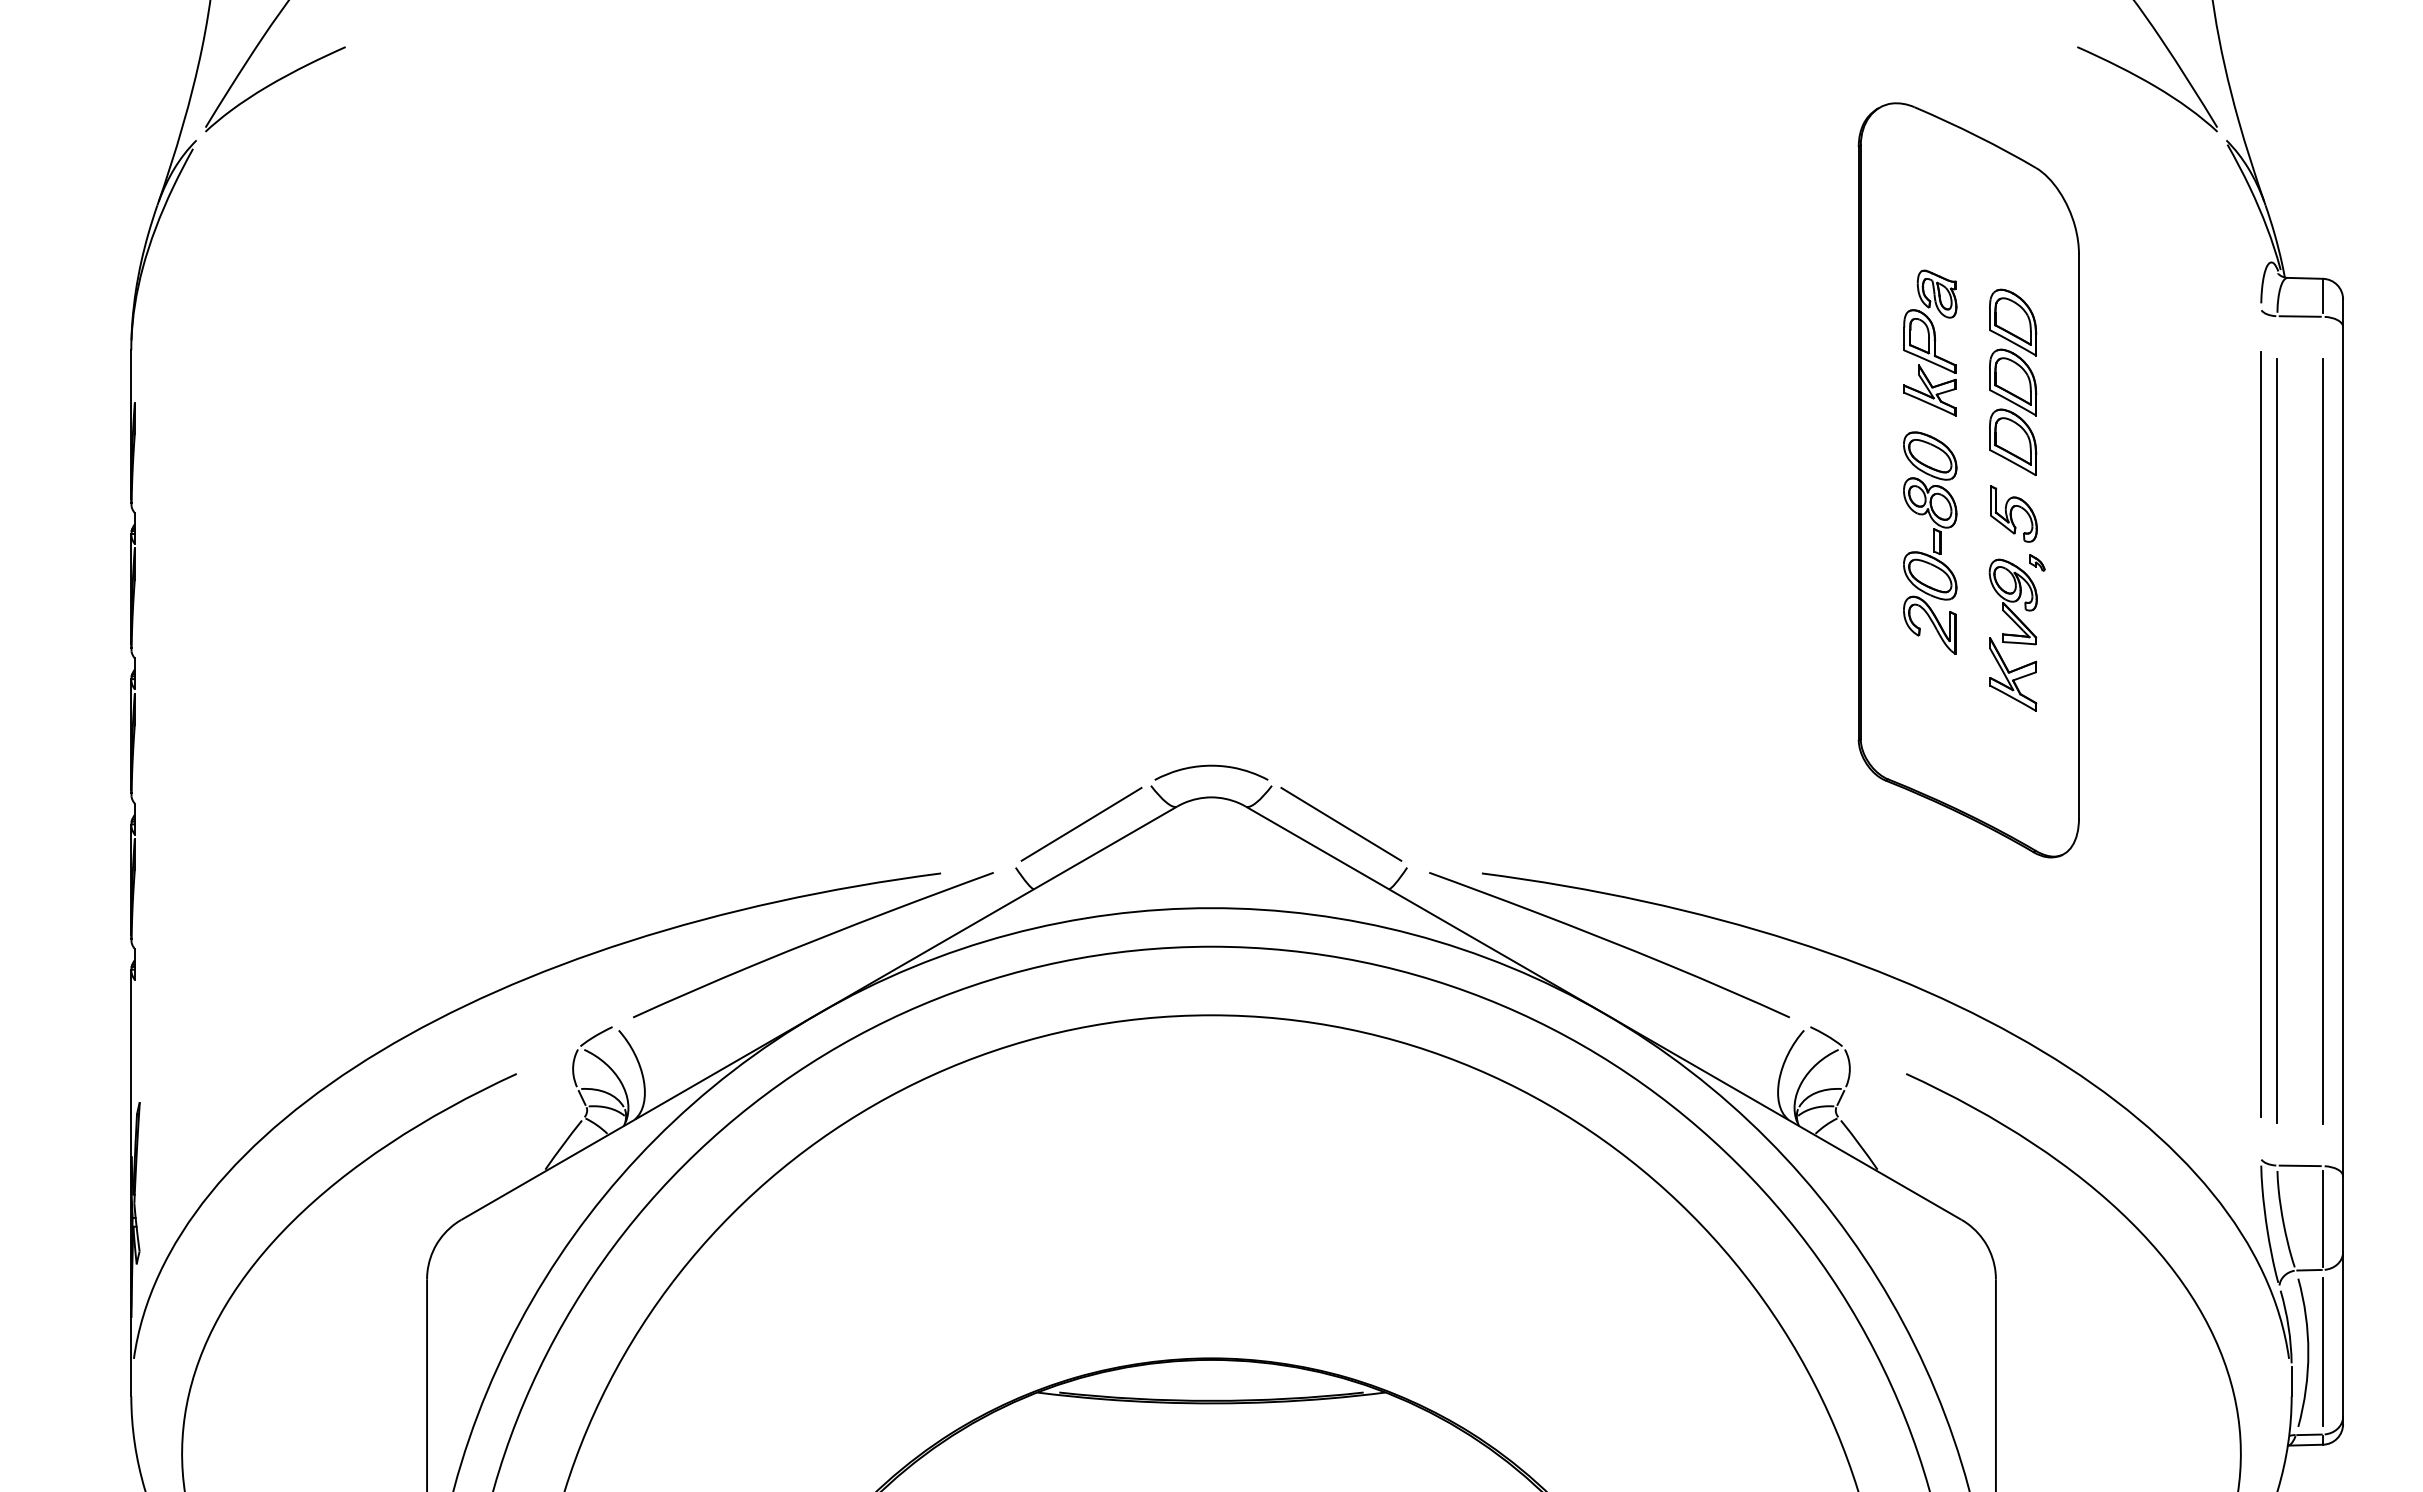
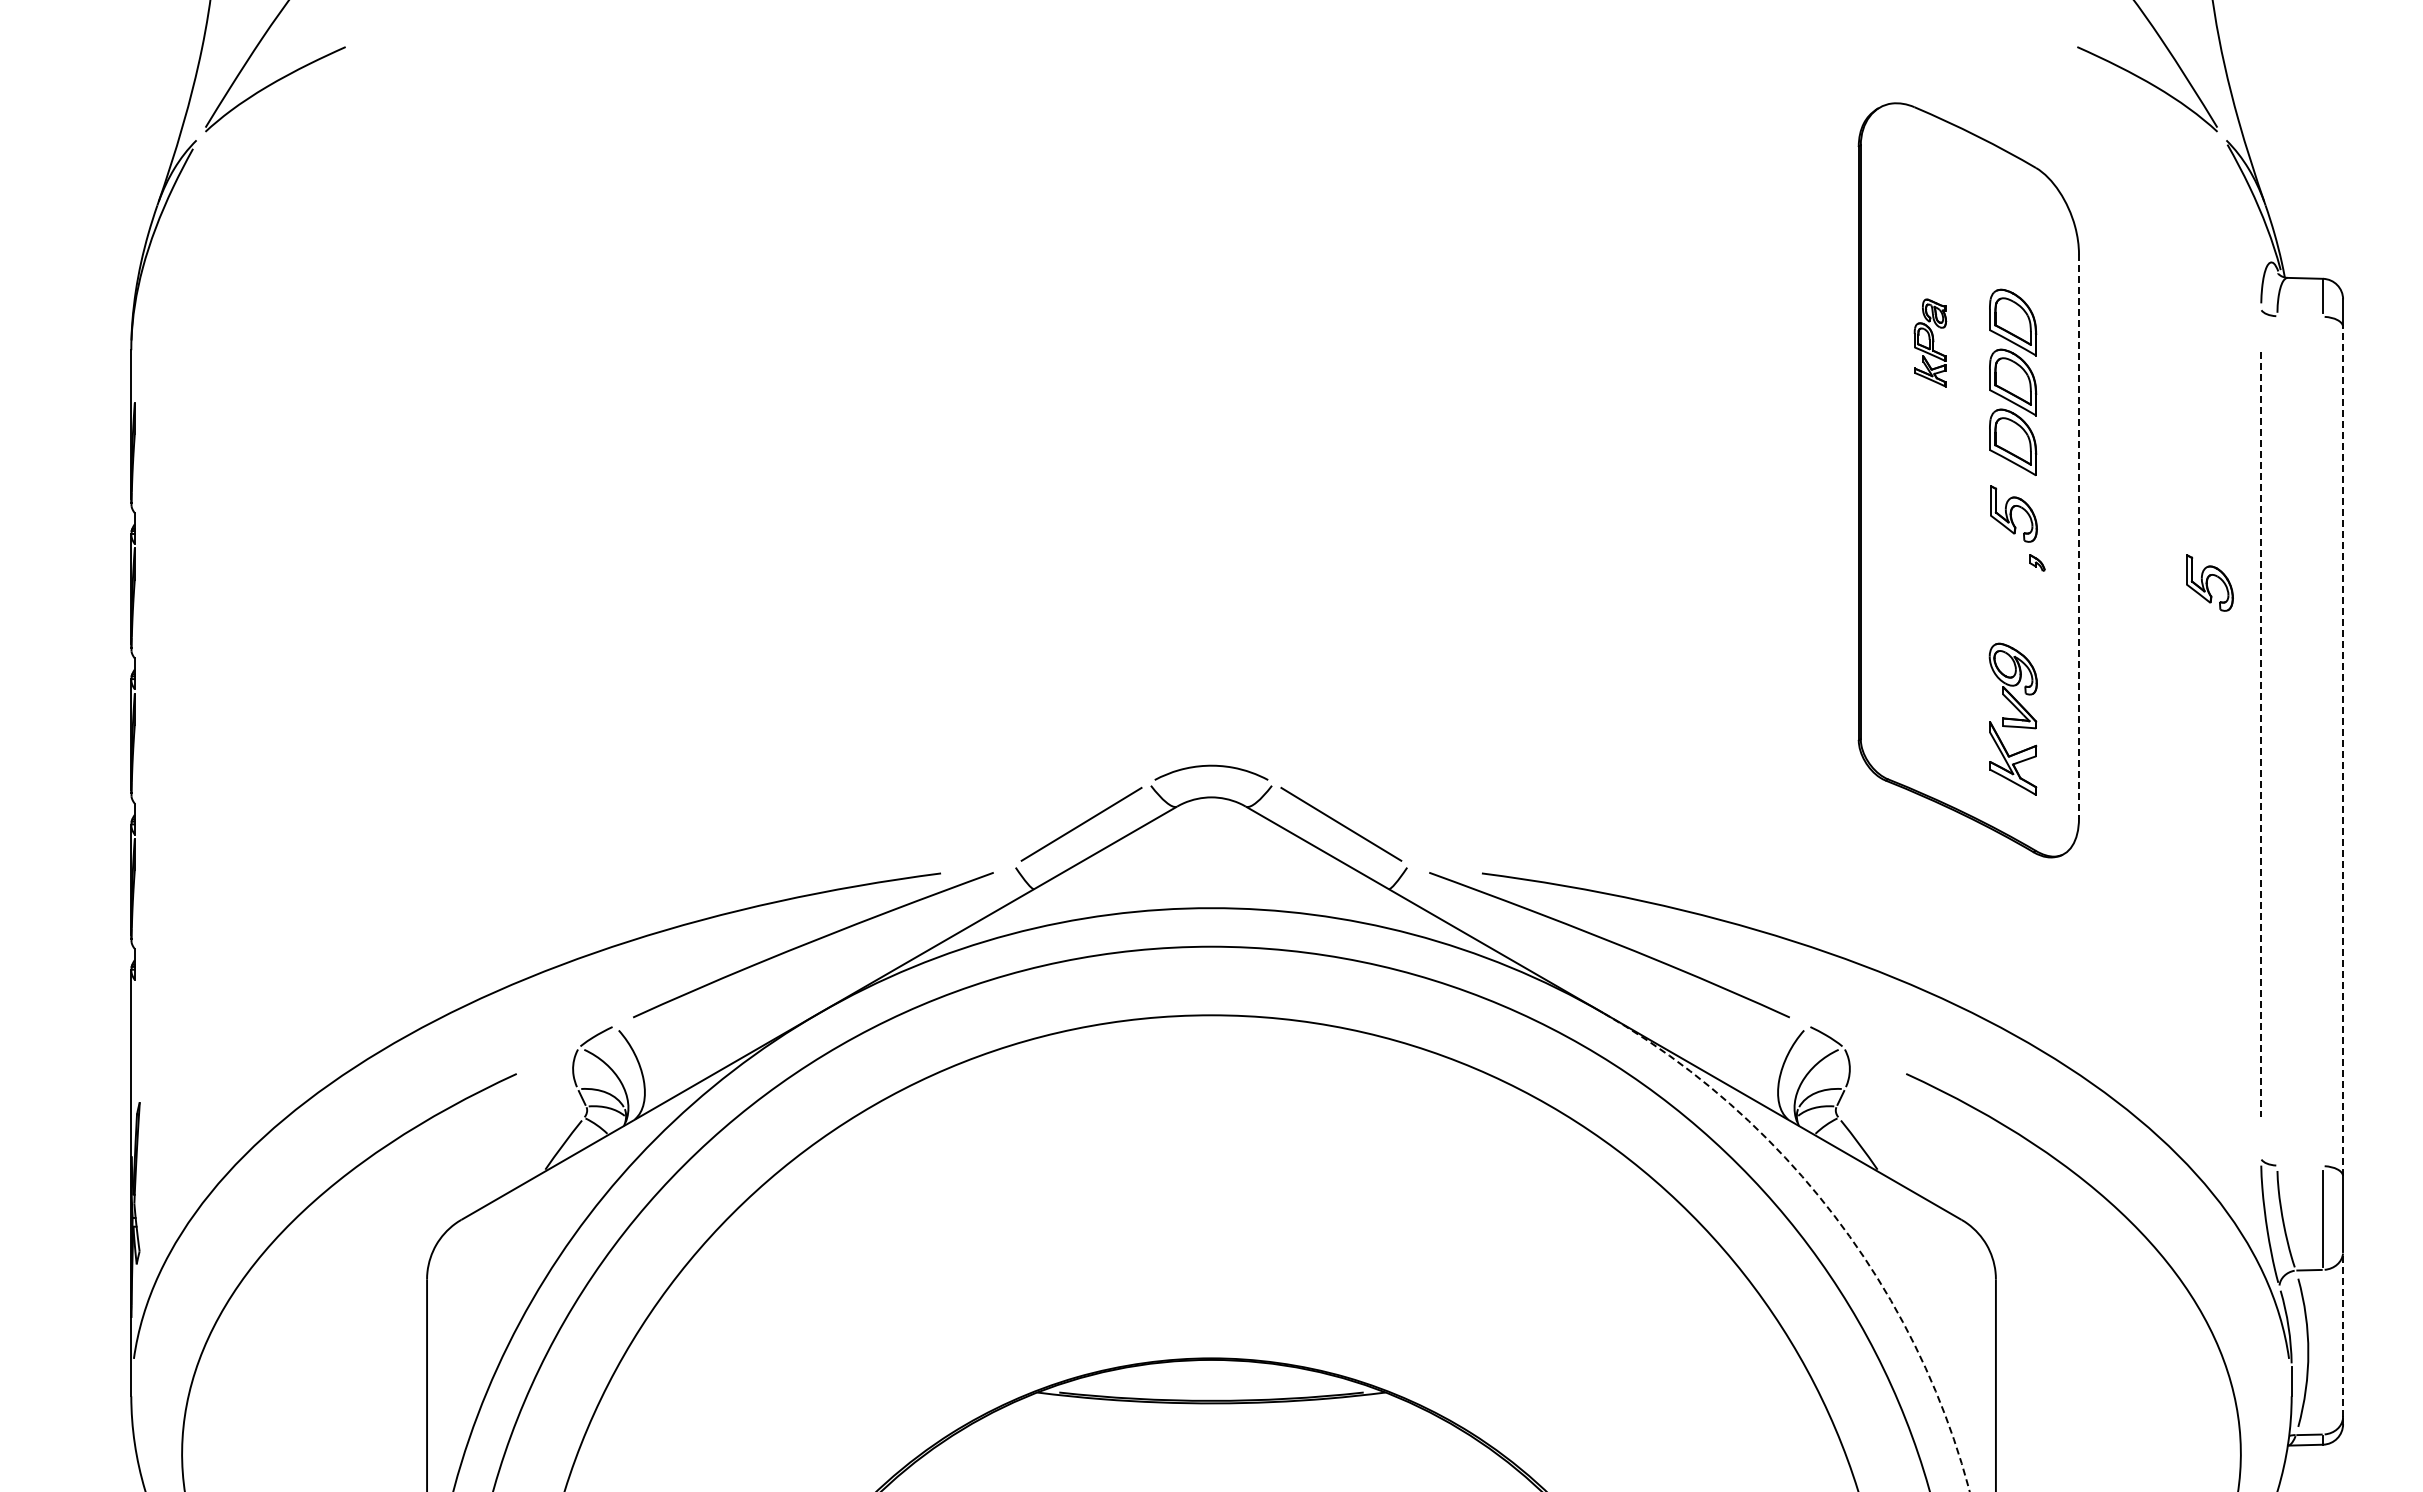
line: present -> none (2299, 316)
part size: 55x148 px -> 35x90 px (1930, 342)
line: solid -> dashed (2079, 536)
part: present -> none (1930, 542)
part: none -> present (2209, 582)
part position: (2012, 634) -> (2012, 718) (2012, 718)
line: solid -> dashed (2261, 734)
line: present -> none (2277, 740)
line: present -> none (2323, 741)
line: solid -> dashed (2343, 751)
line: present -> none (2299, 1165)
arc: solid -> dashed (1835, 1216)
line: solid -> dashed (2343, 1333)
line: present -> none (2323, 1352)
